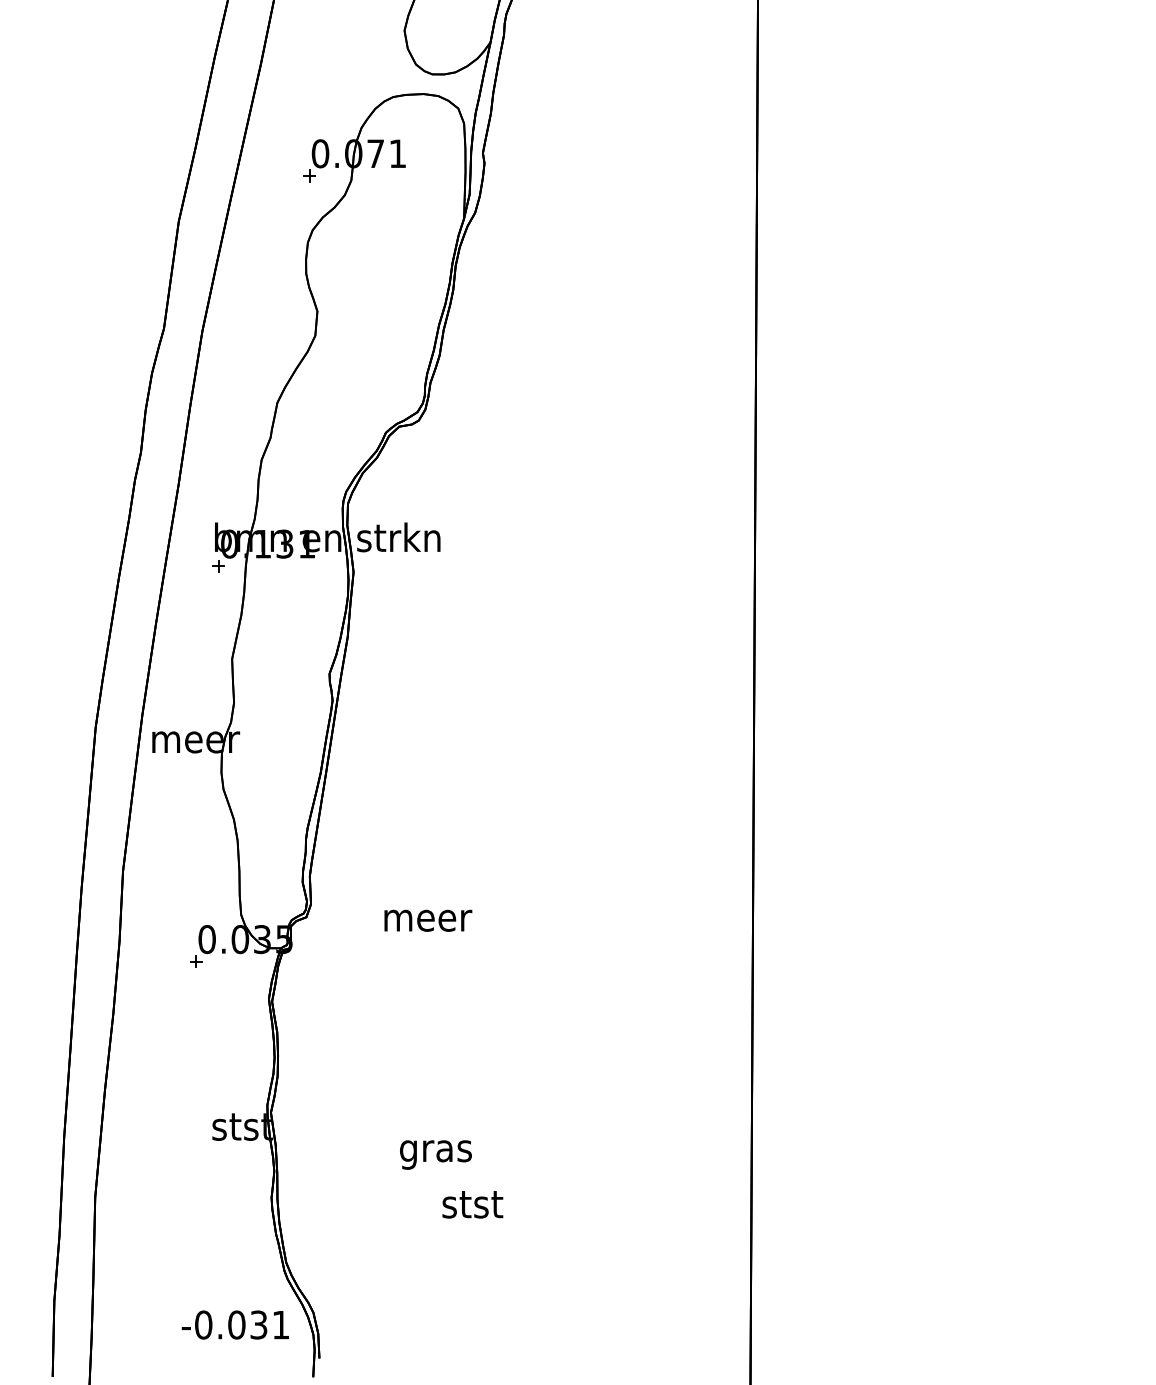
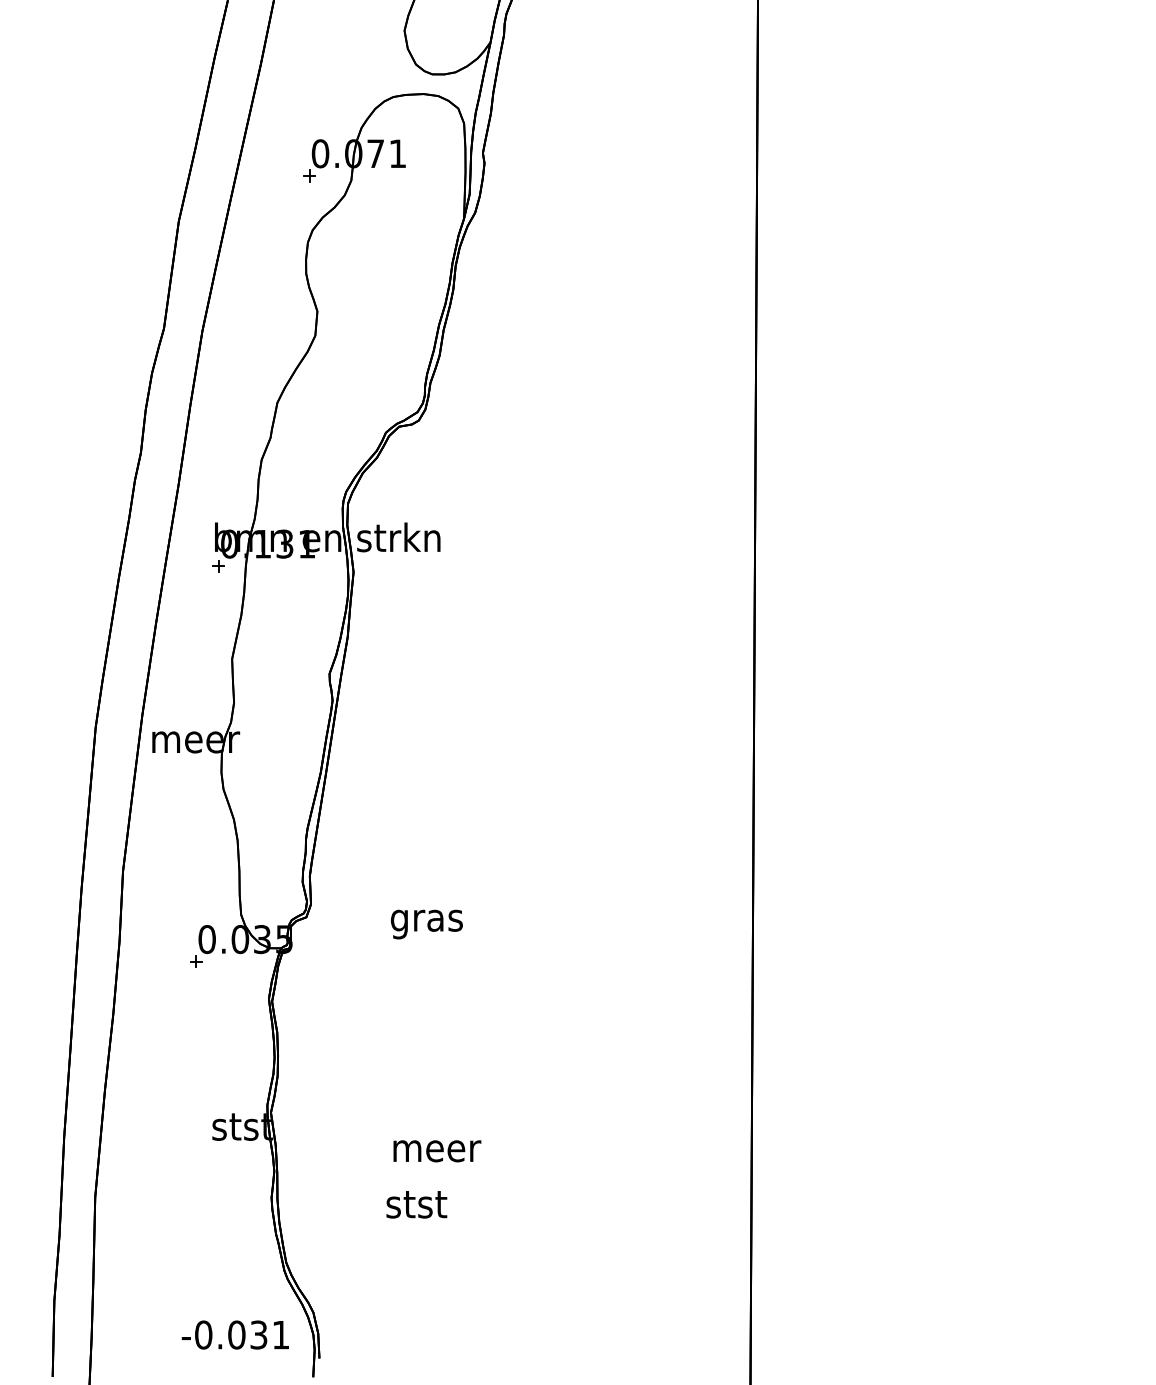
text: meer -> gras (428, 924)
text: gras -> meer (437, 1154)
text position: (472, 1204) -> (416, 1204) (416, 1204)
text position: (234, 1324) -> (234, 1334) (234, 1334)
